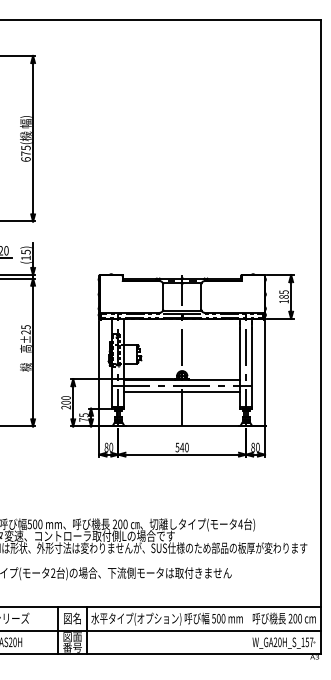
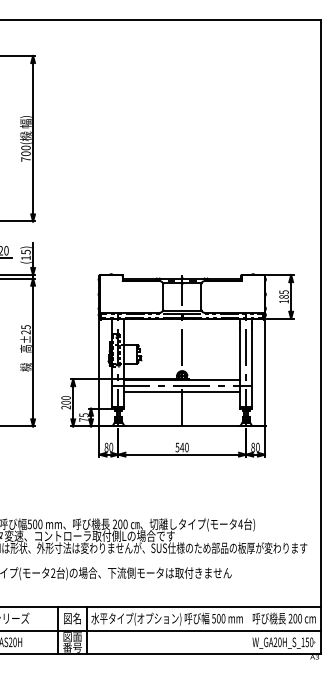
text: 675( -> 700( (25, 153)
text: W_GA20H_S_157 -> W_GA20H_S_150 (311, 642)
